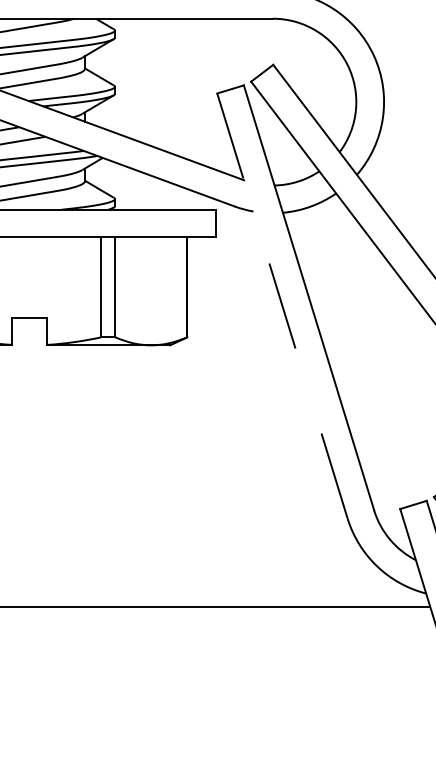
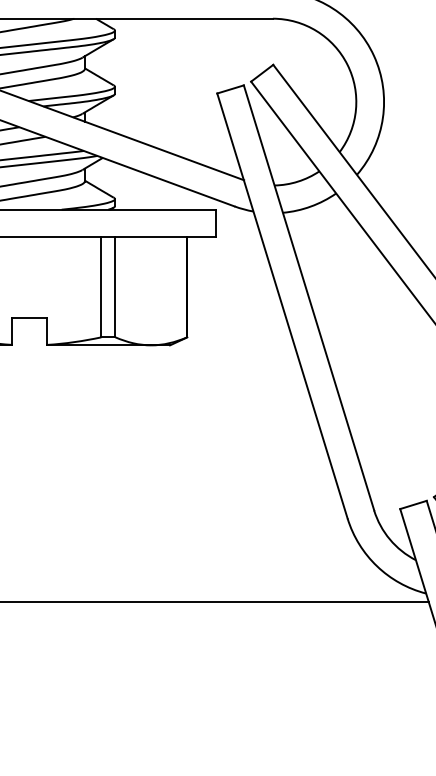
line: dashed -> solid (282, 306)
line position: (215, 607) -> (215, 602) (215, 602)
